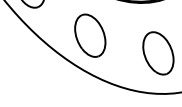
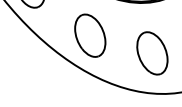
part position: (158, 53) -> (152, 53) (152, 53)
